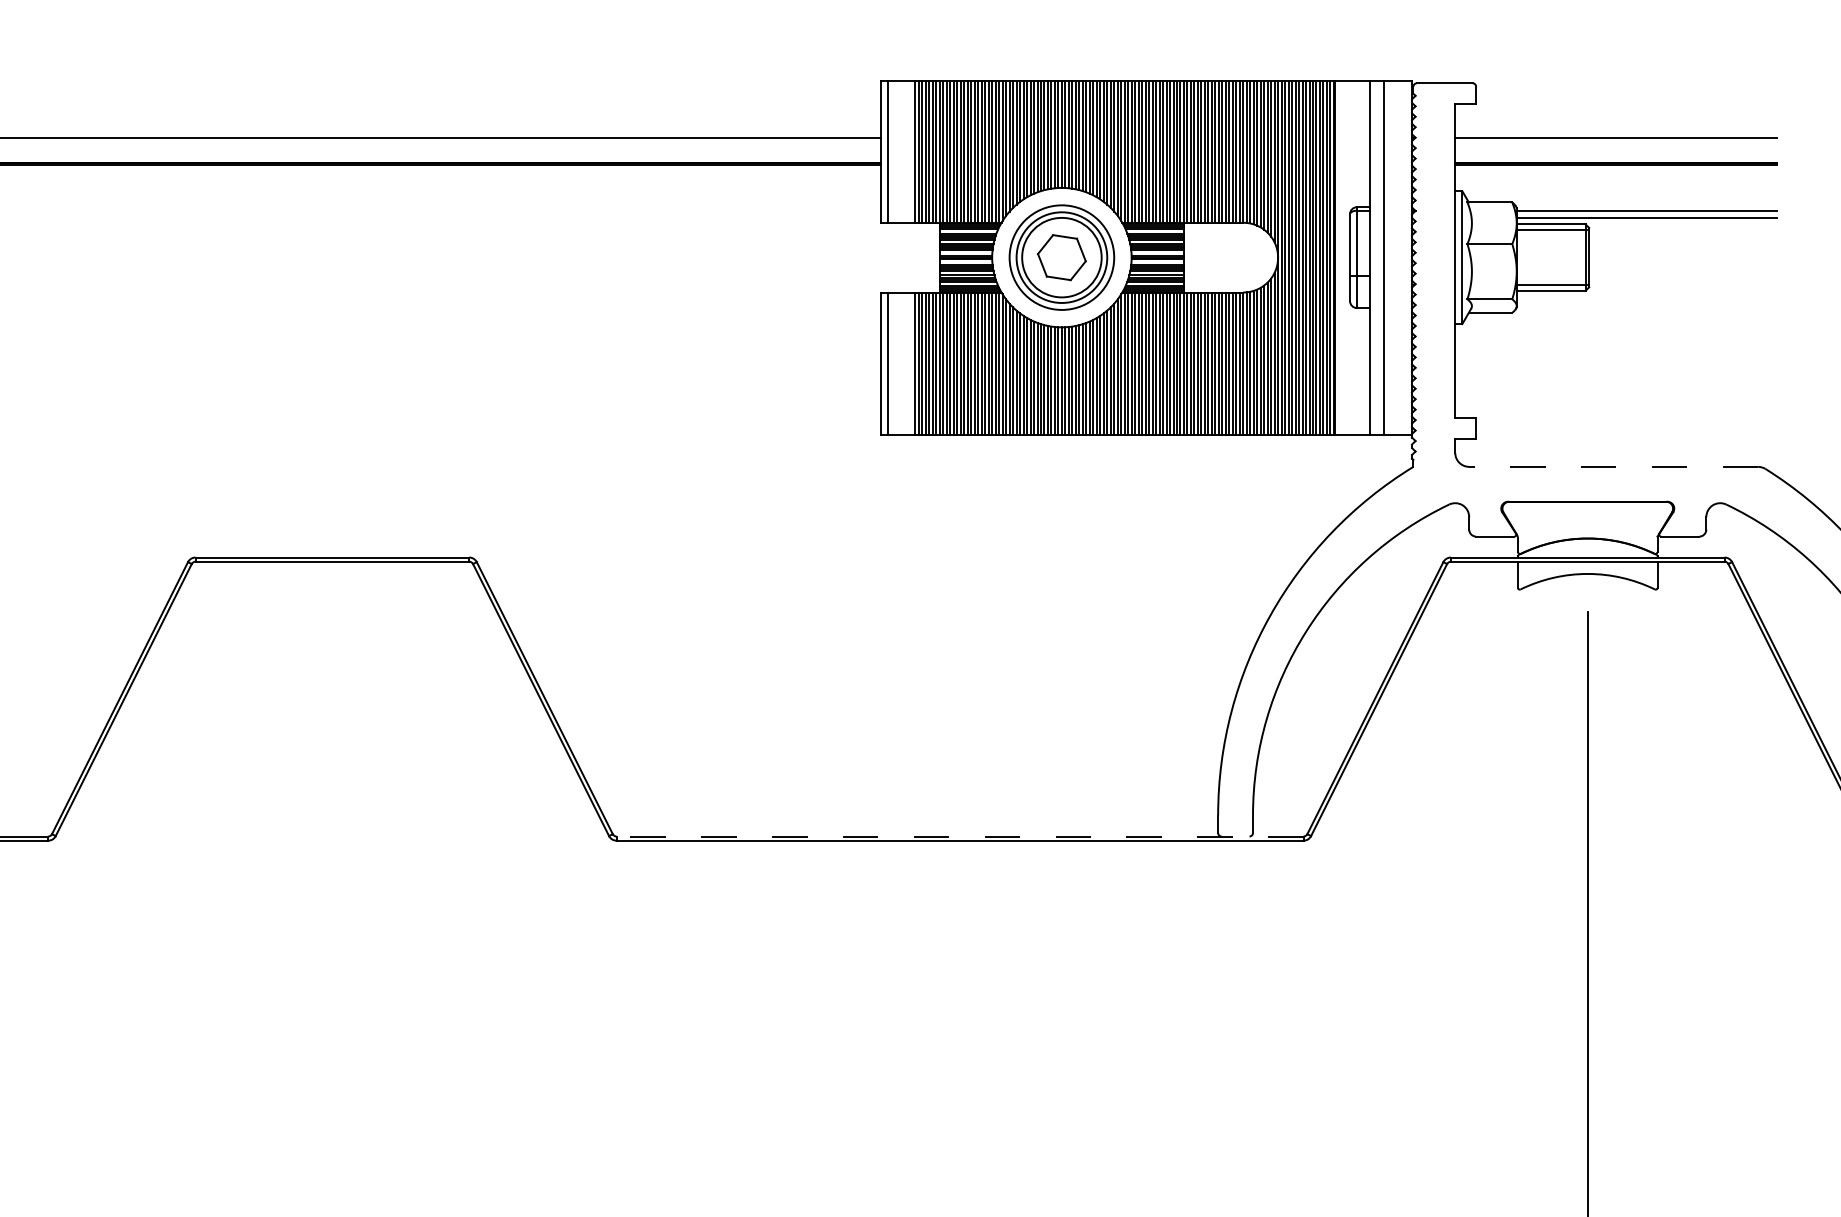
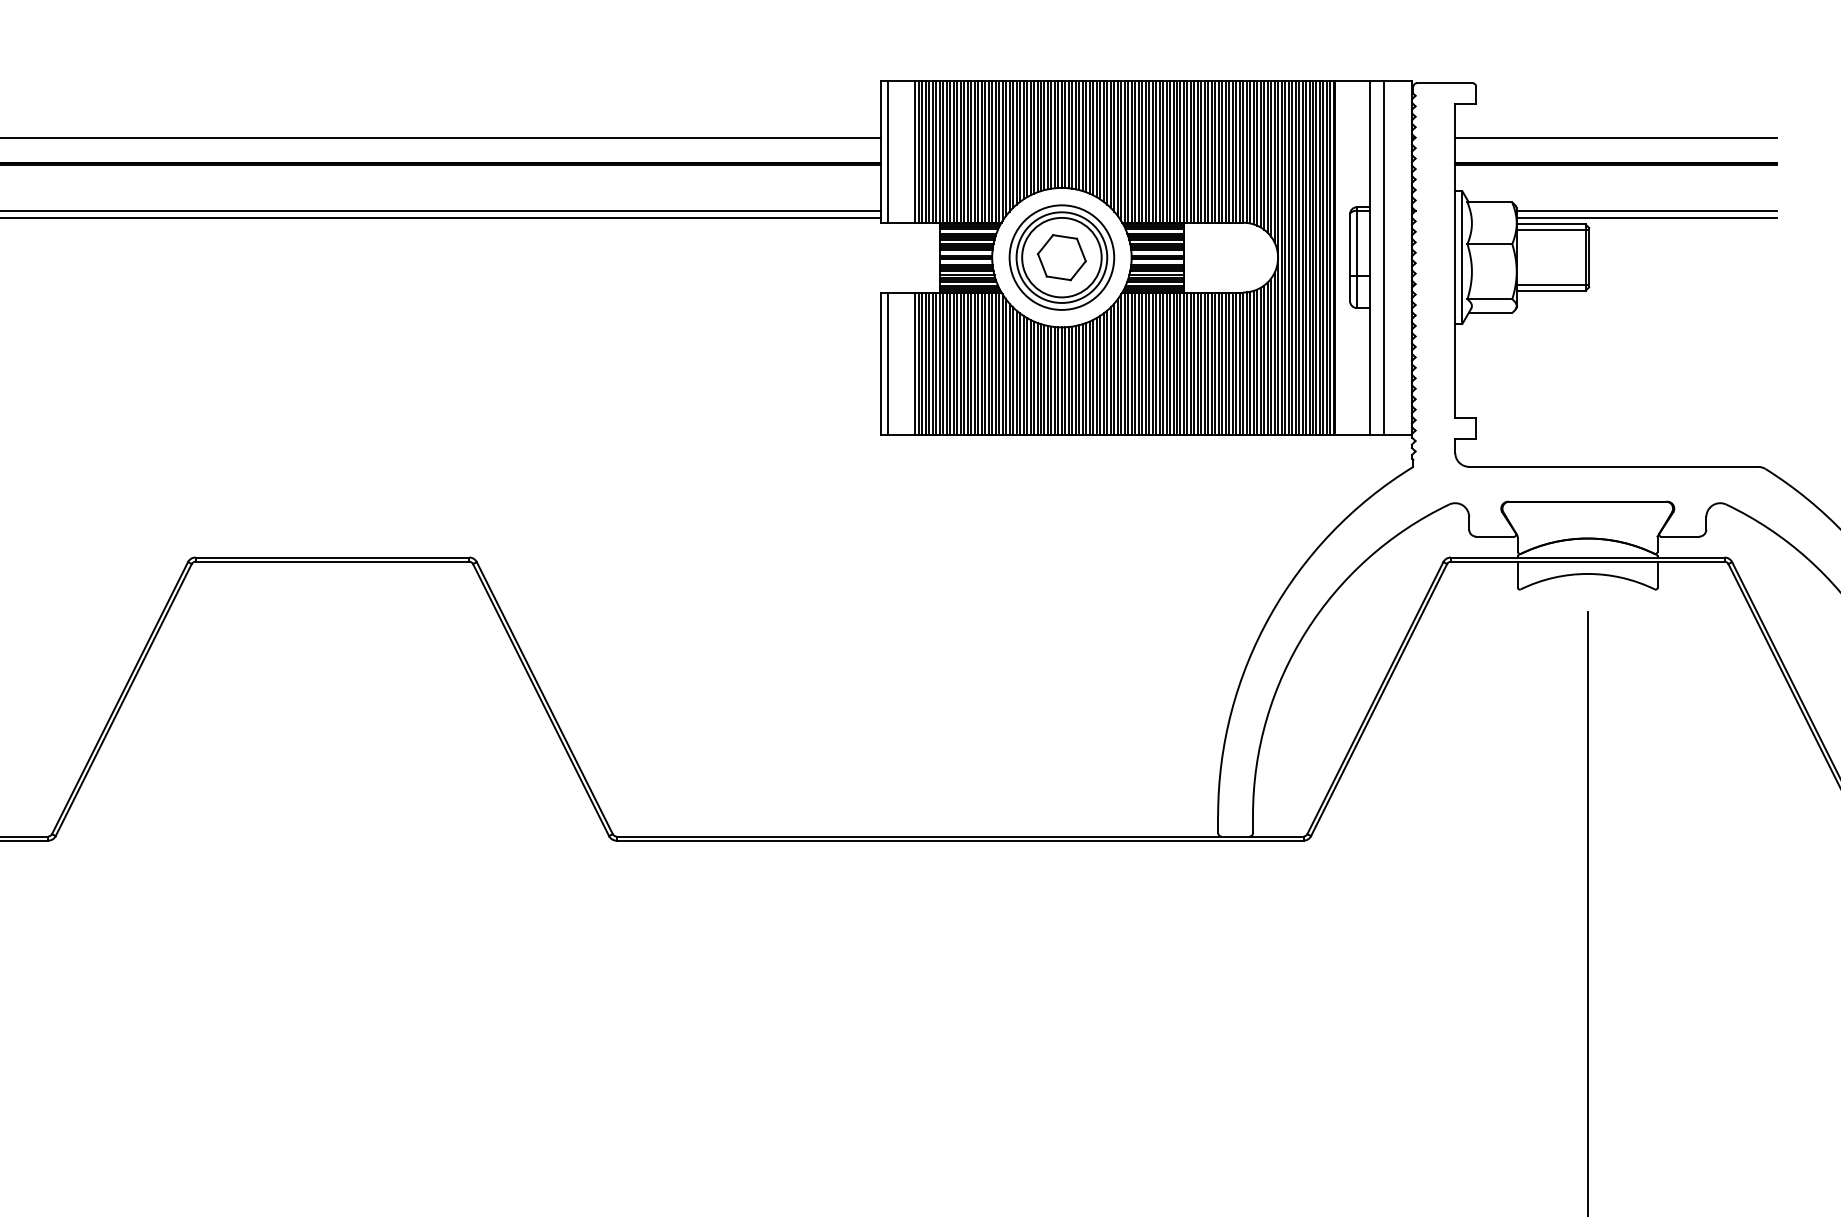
line: none -> present (441, 210)
line: none -> present (441, 217)
line: dashed -> solid (1613, 466)
line: dashed -> solid (960, 836)
